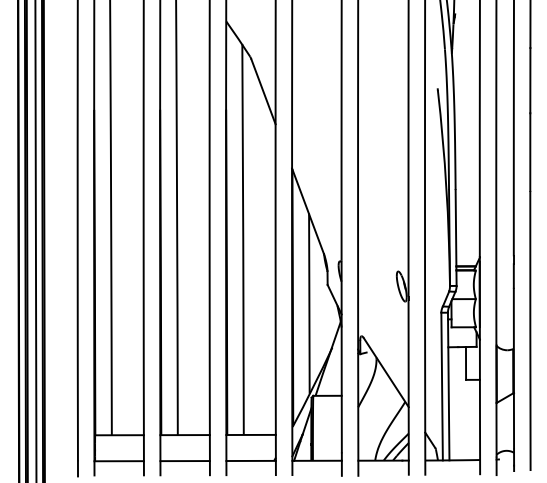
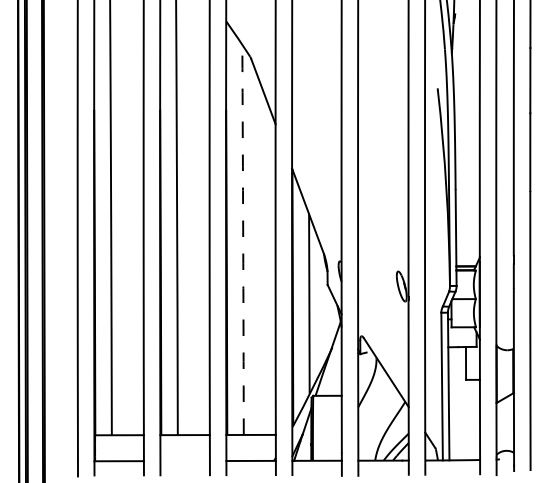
arc: solid -> dashed (243, 239)
line: present -> none (35, 240)
line: present -> none (184, 461)
